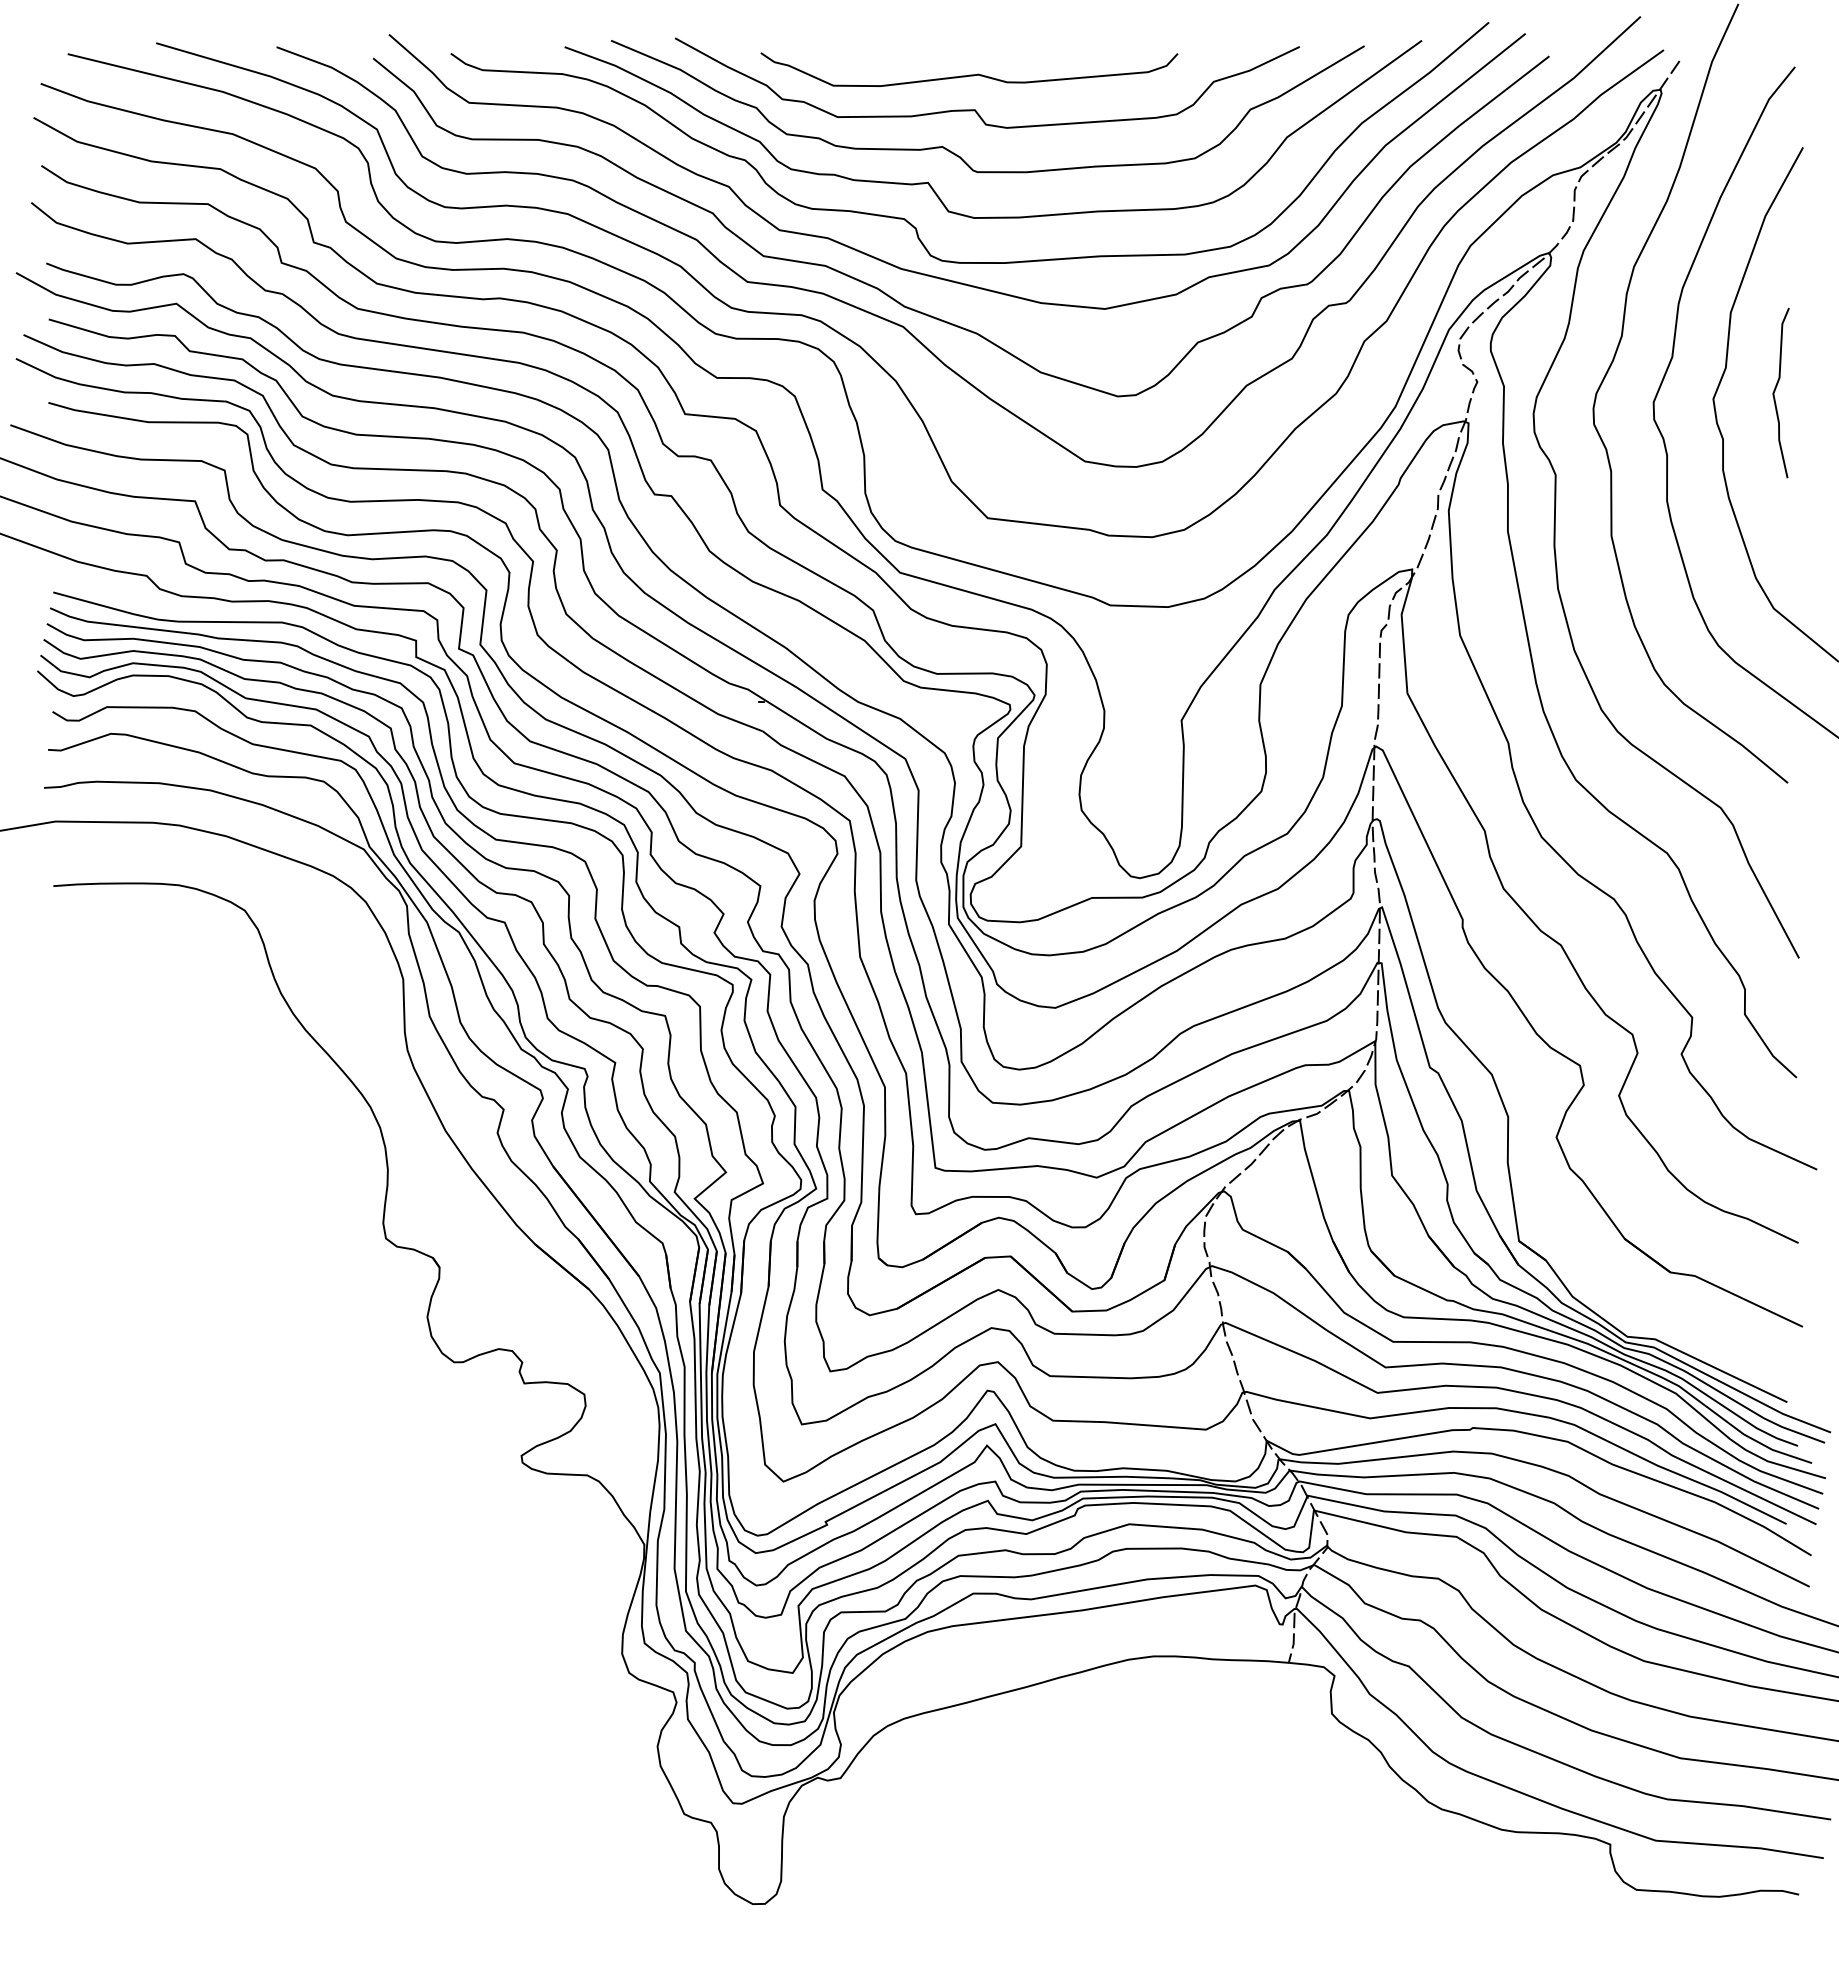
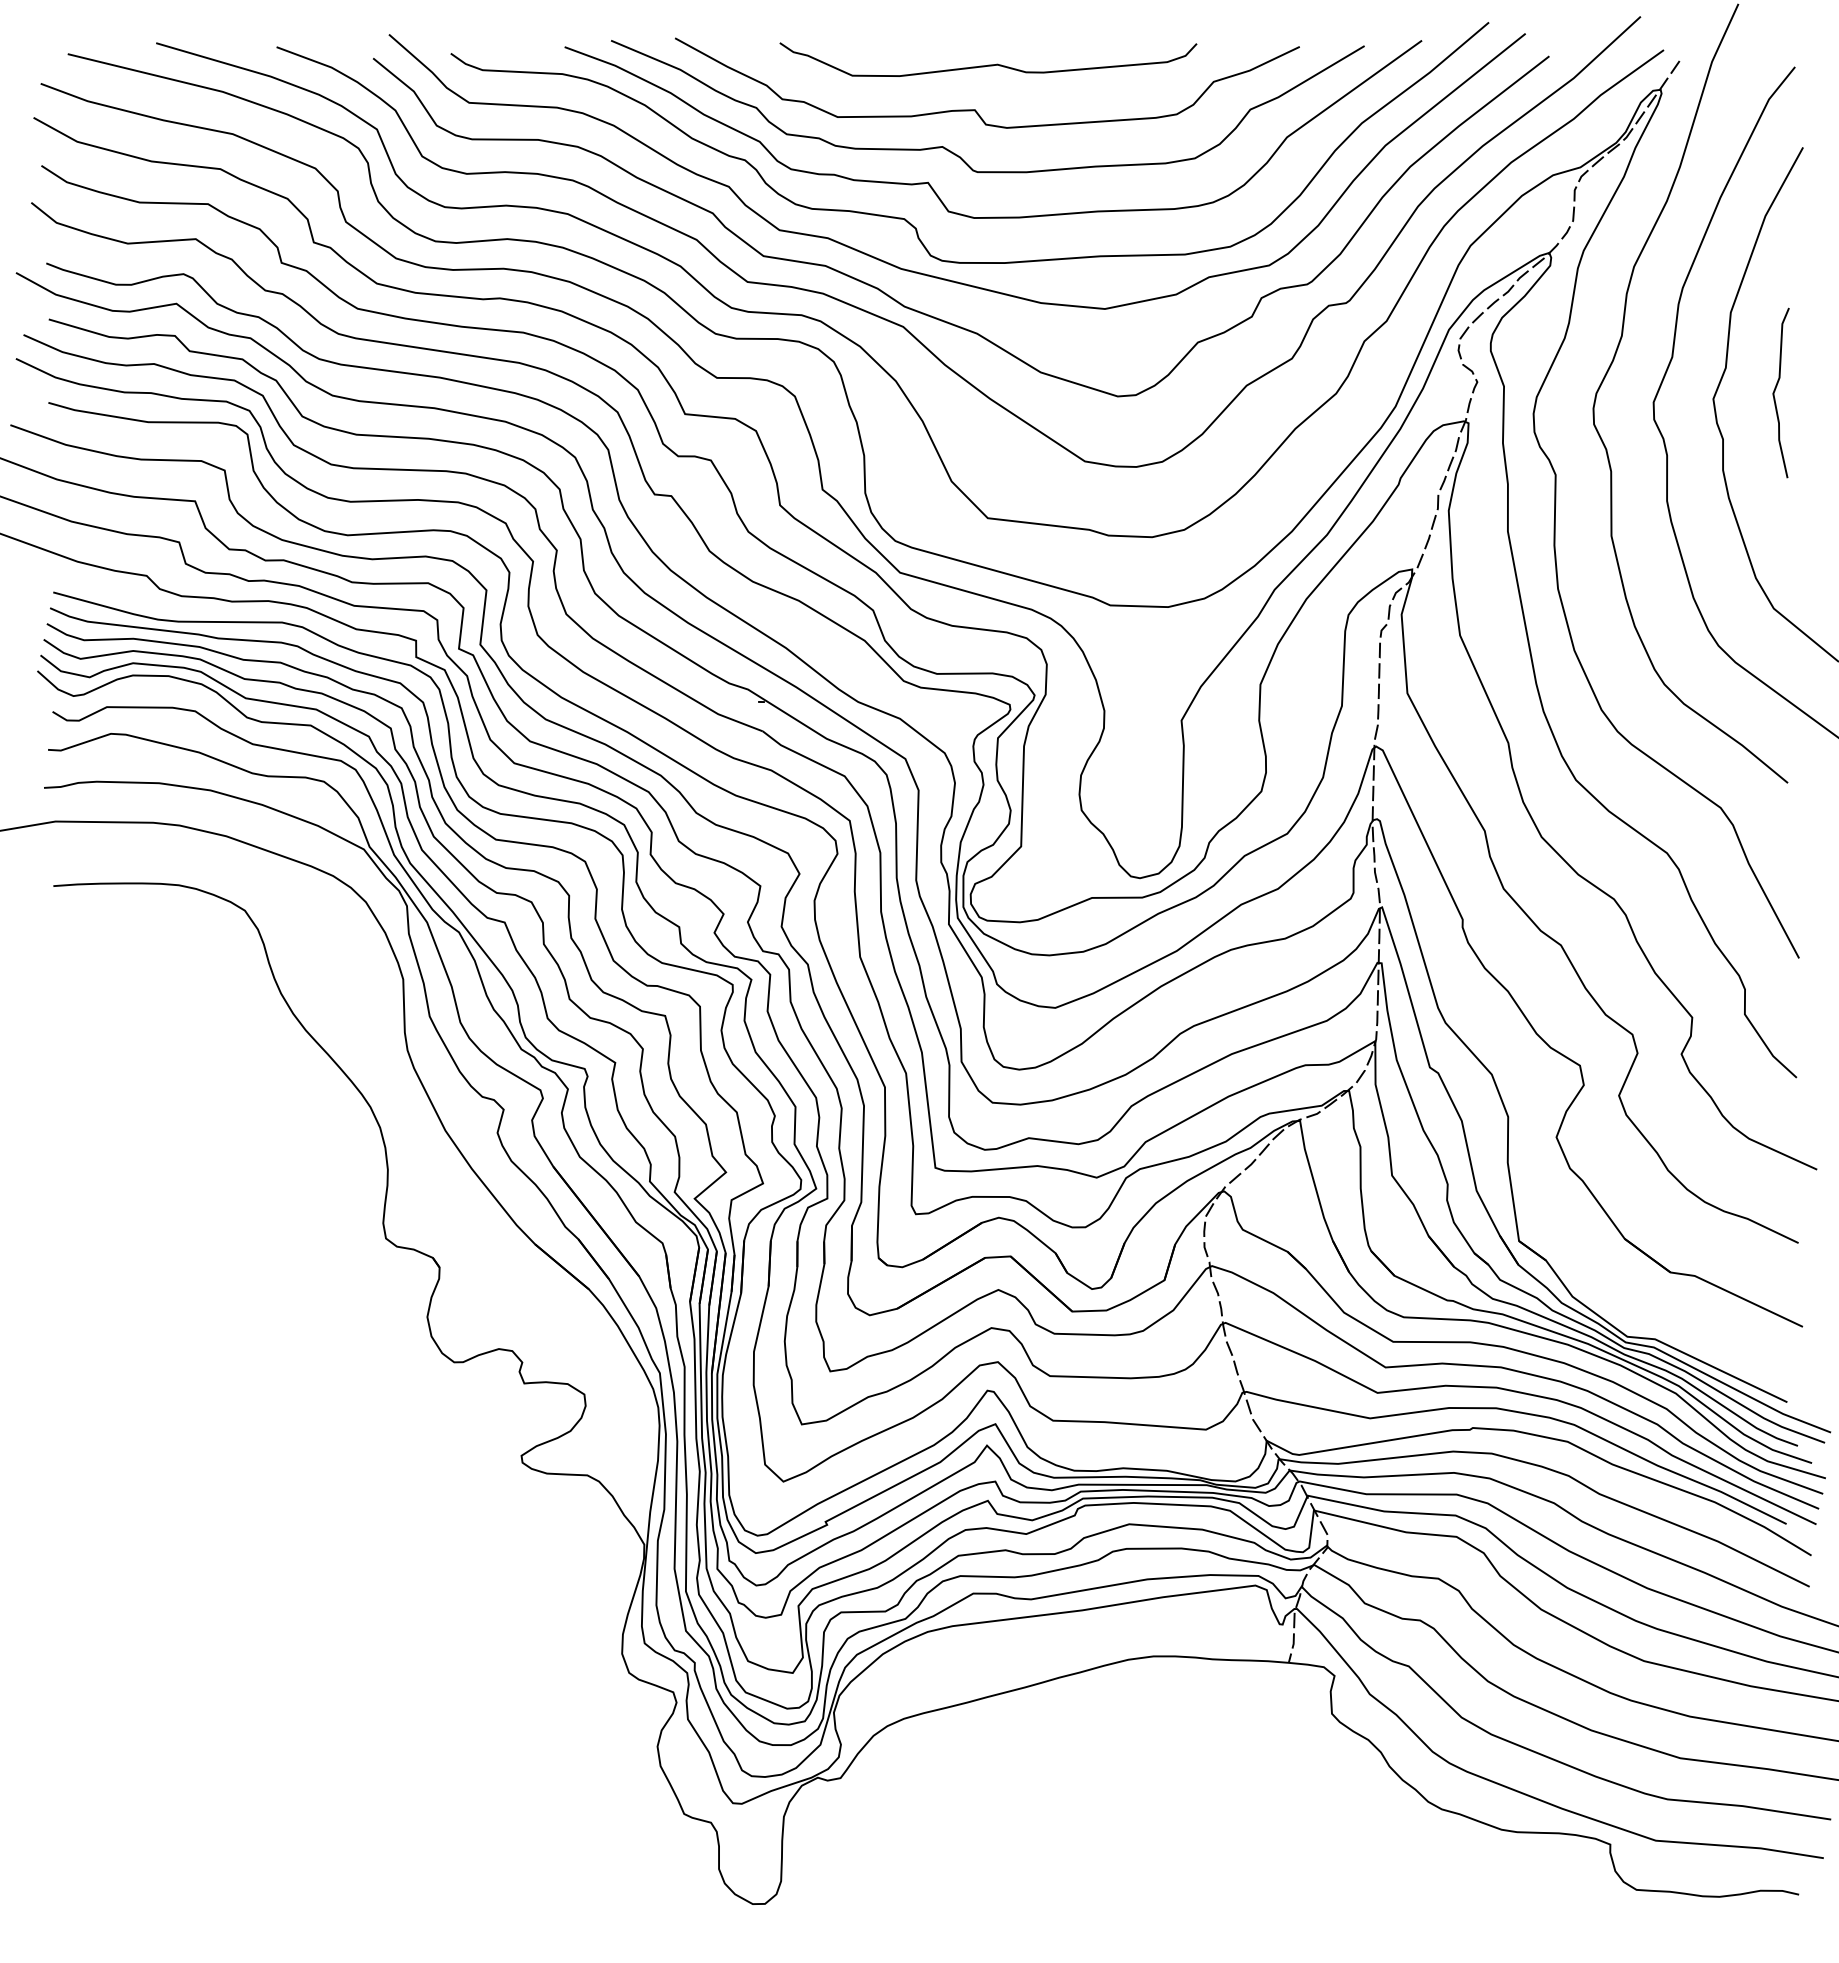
curve position: (969, 74) -> (988, 64) (988, 64)
